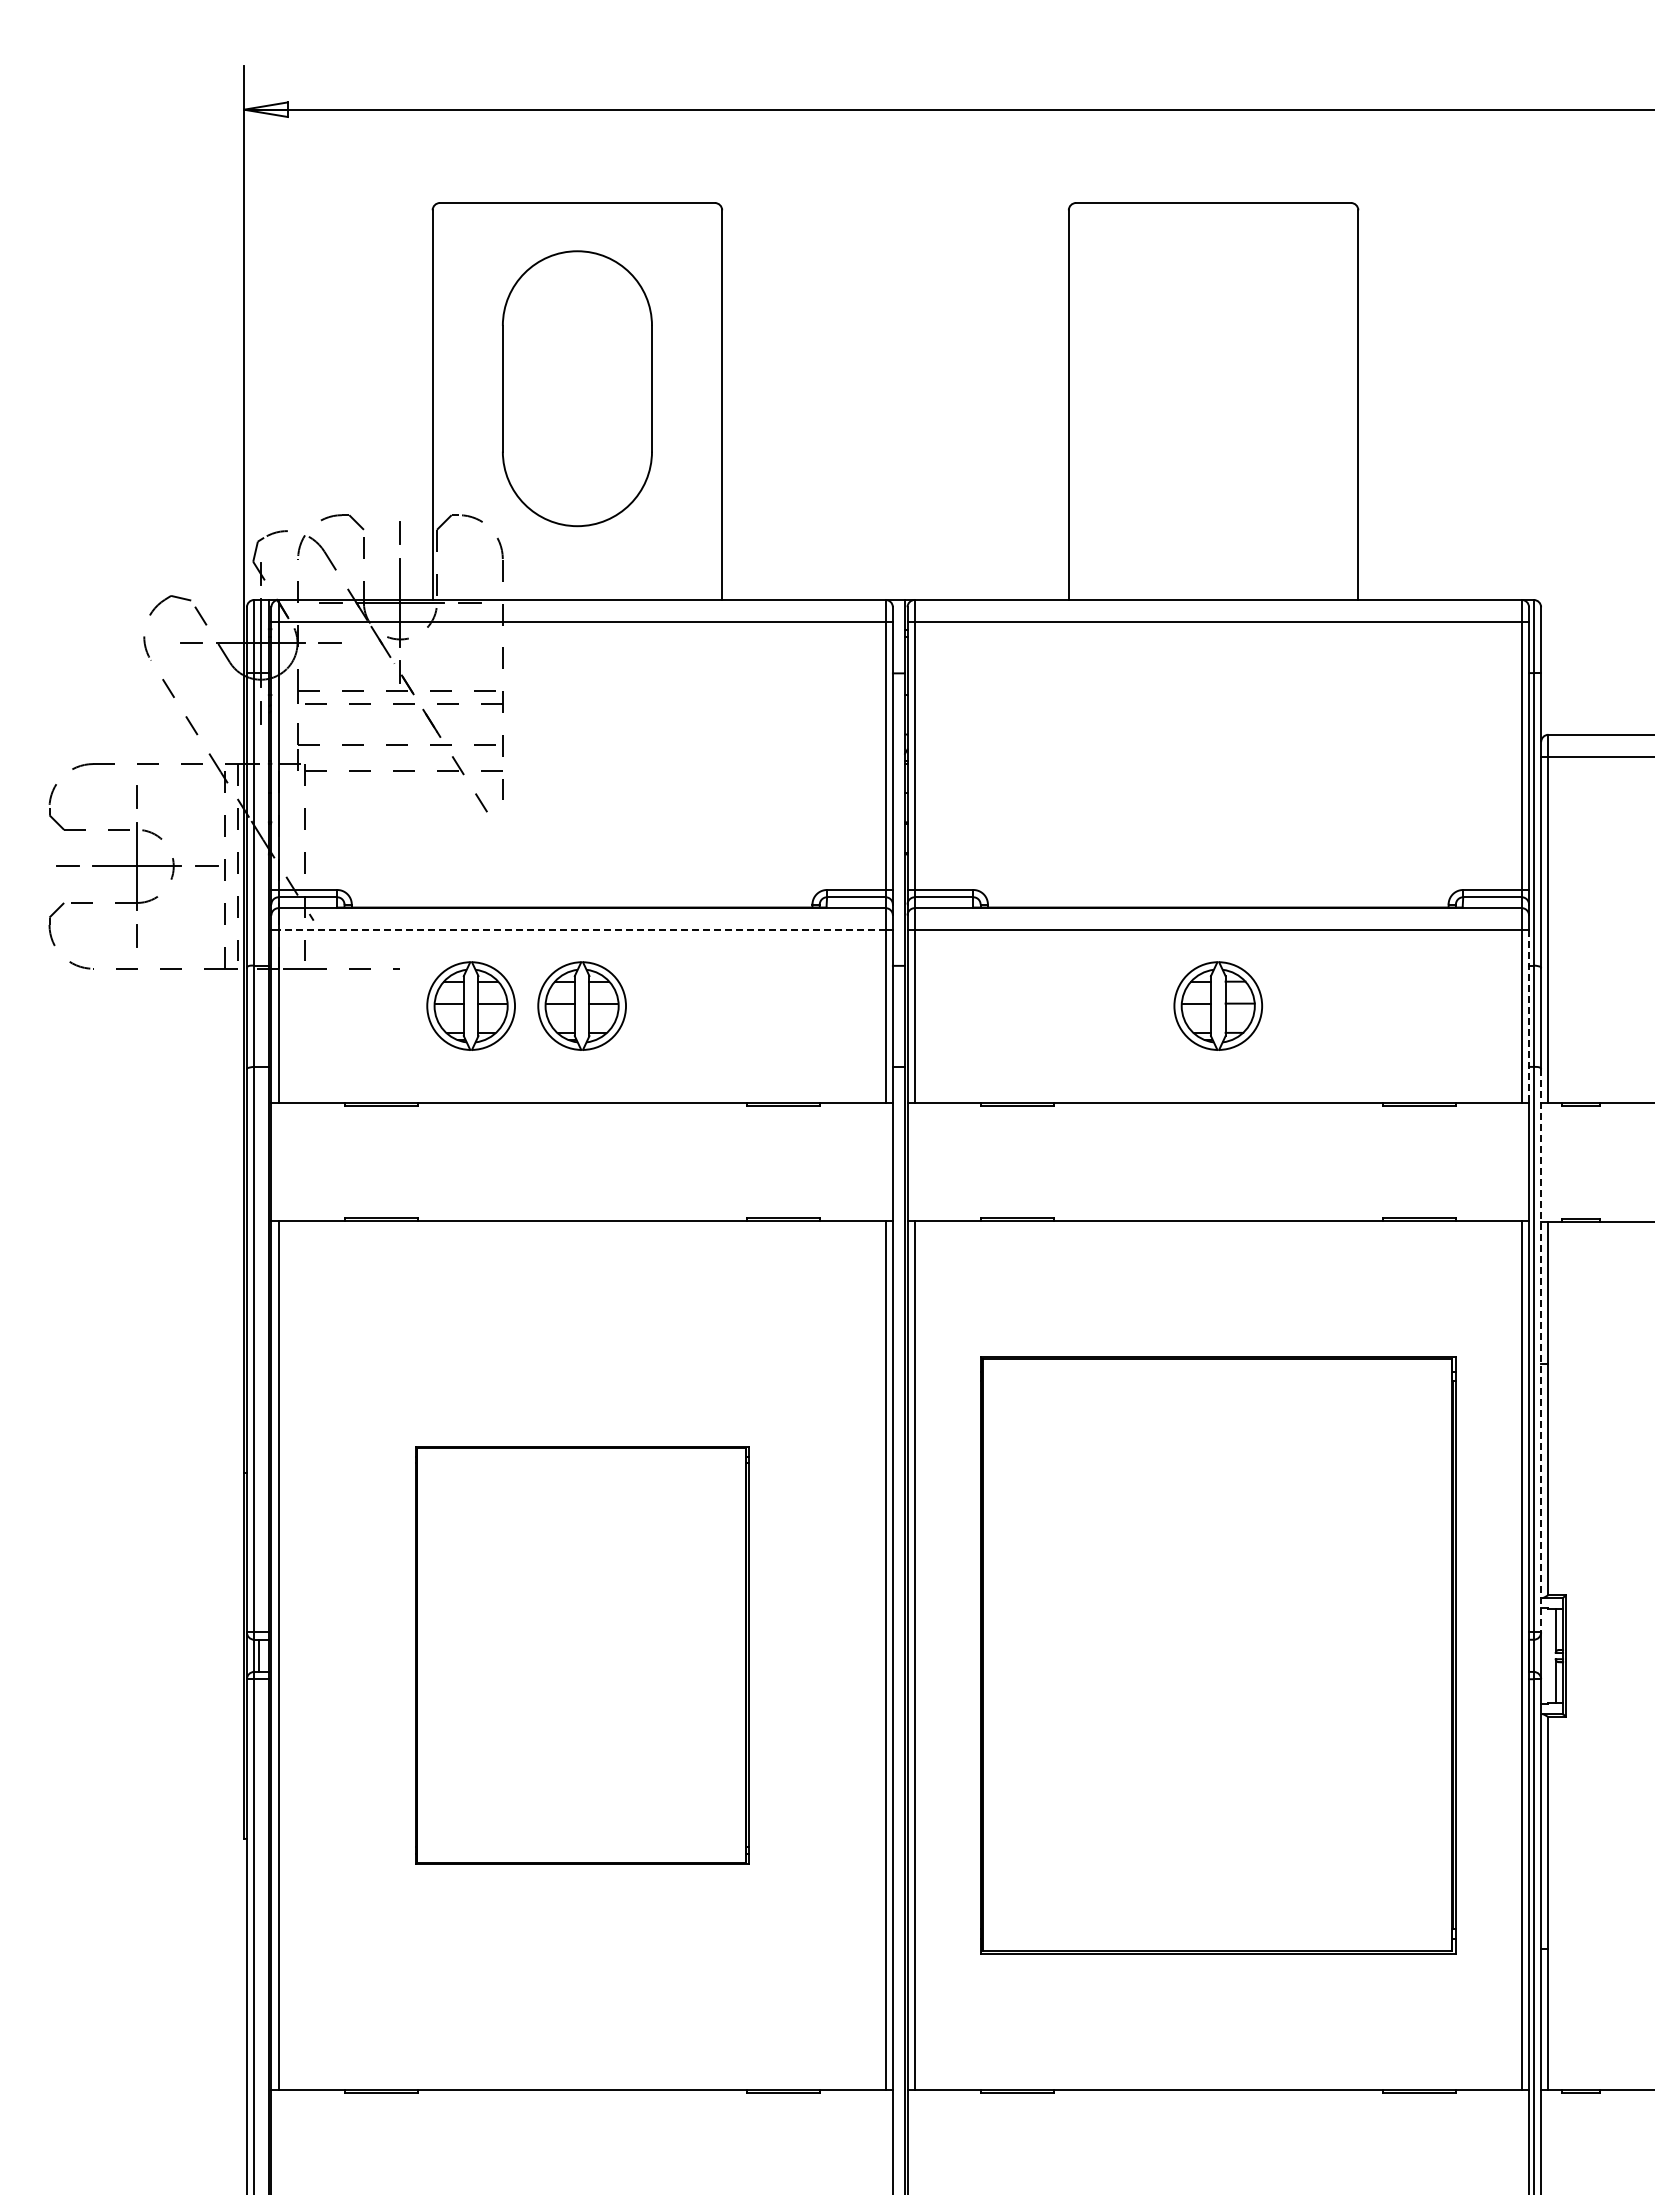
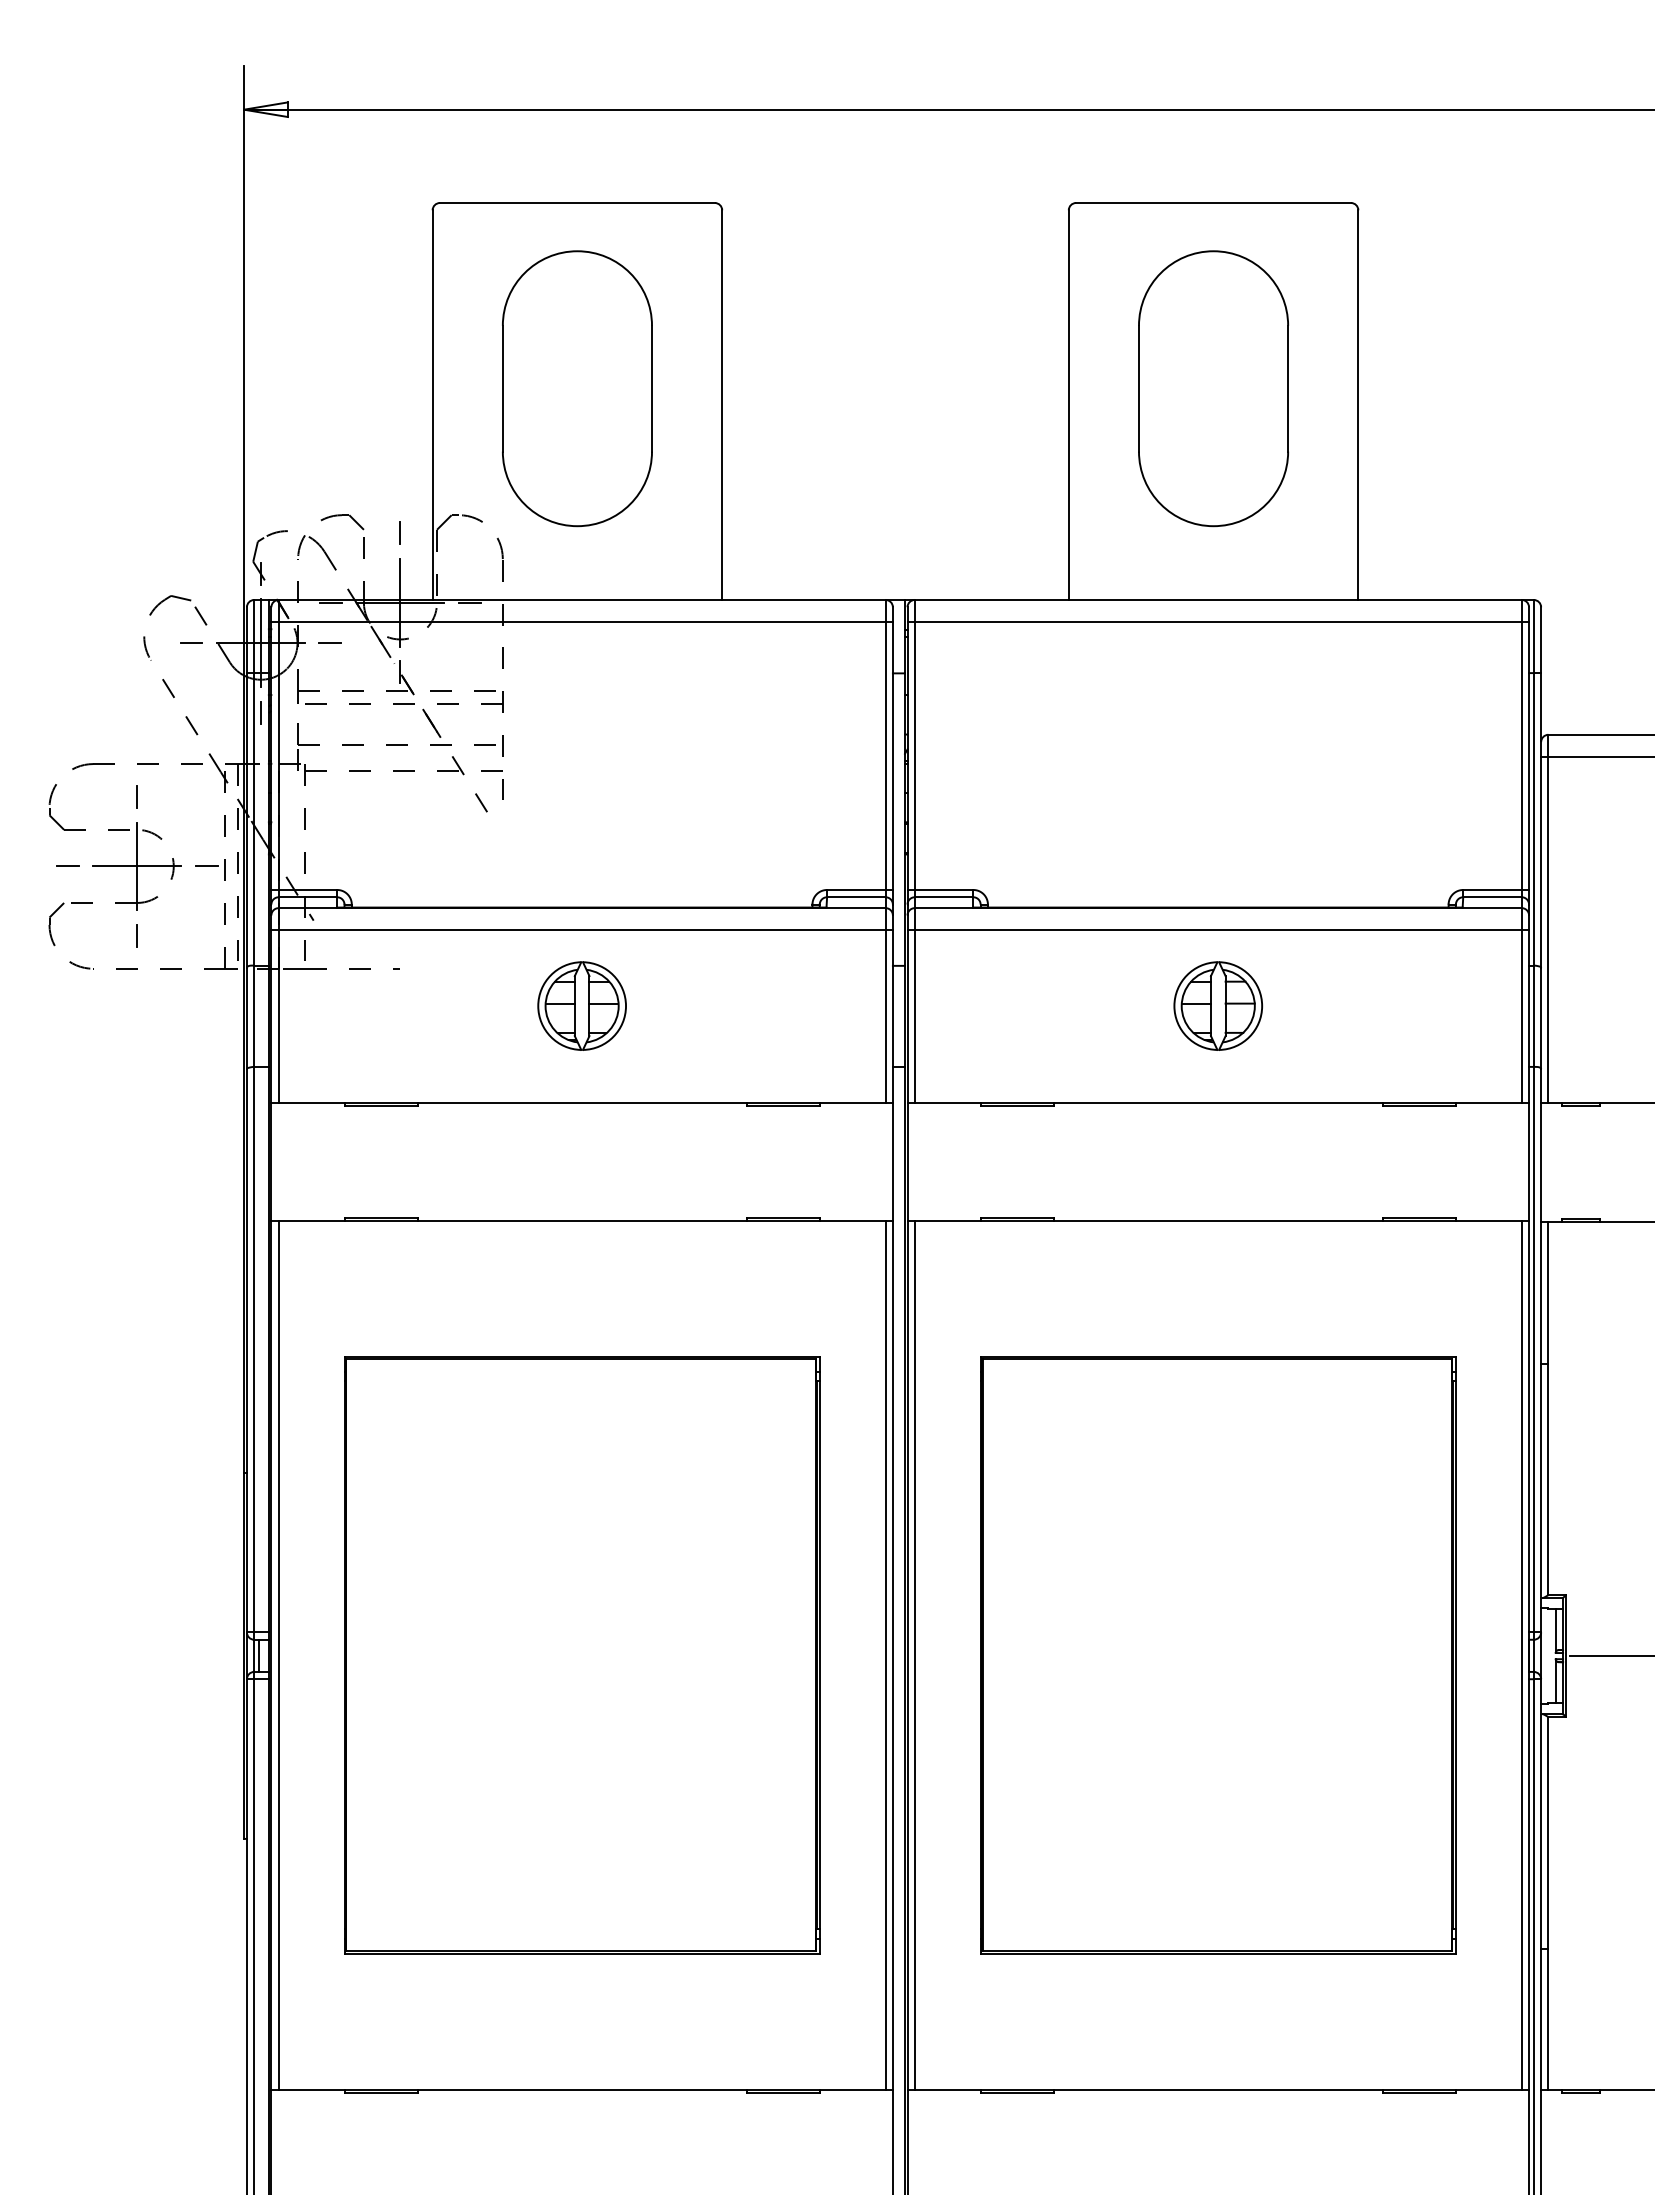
part: none -> present (1213, 388)
line: dashed -> solid (581, 930)
part: present -> none (470, 1005)
line: dashed -> solid (1529, 1016)
line: dashed -> solid (1541, 1350)
part size: 335x419 px -> 477x599 px (582, 1655)
line: none -> present (1610, 1656)
